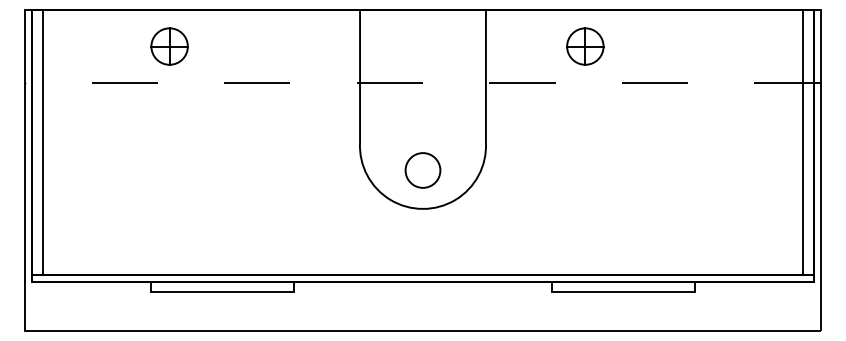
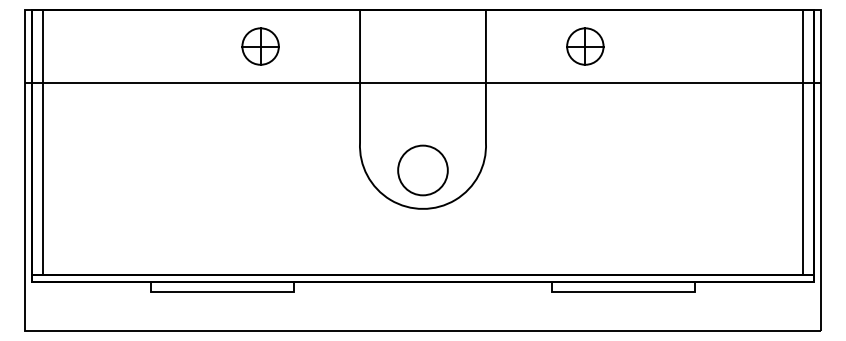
part position: (169, 46) -> (260, 46) (260, 46)
line: dashed -> solid (423, 83)
circle diameter: 35 px -> 50 px (422, 170)
